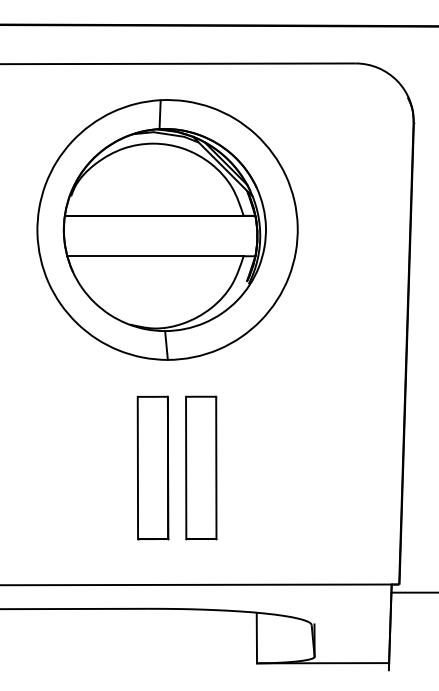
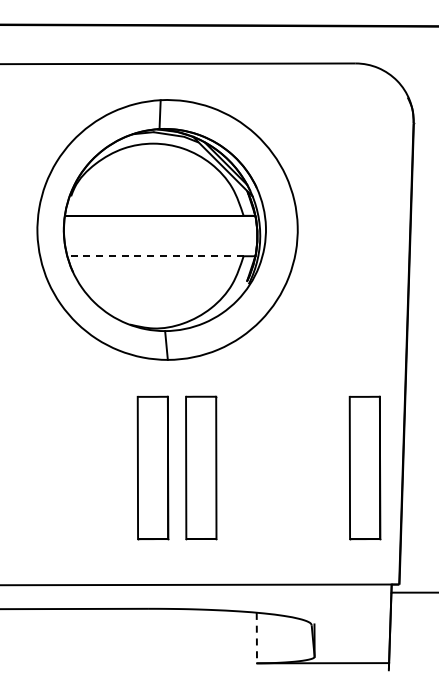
line: solid -> dashed (155, 256)
part: none -> present (364, 467)
line: solid -> dashed (256, 638)
